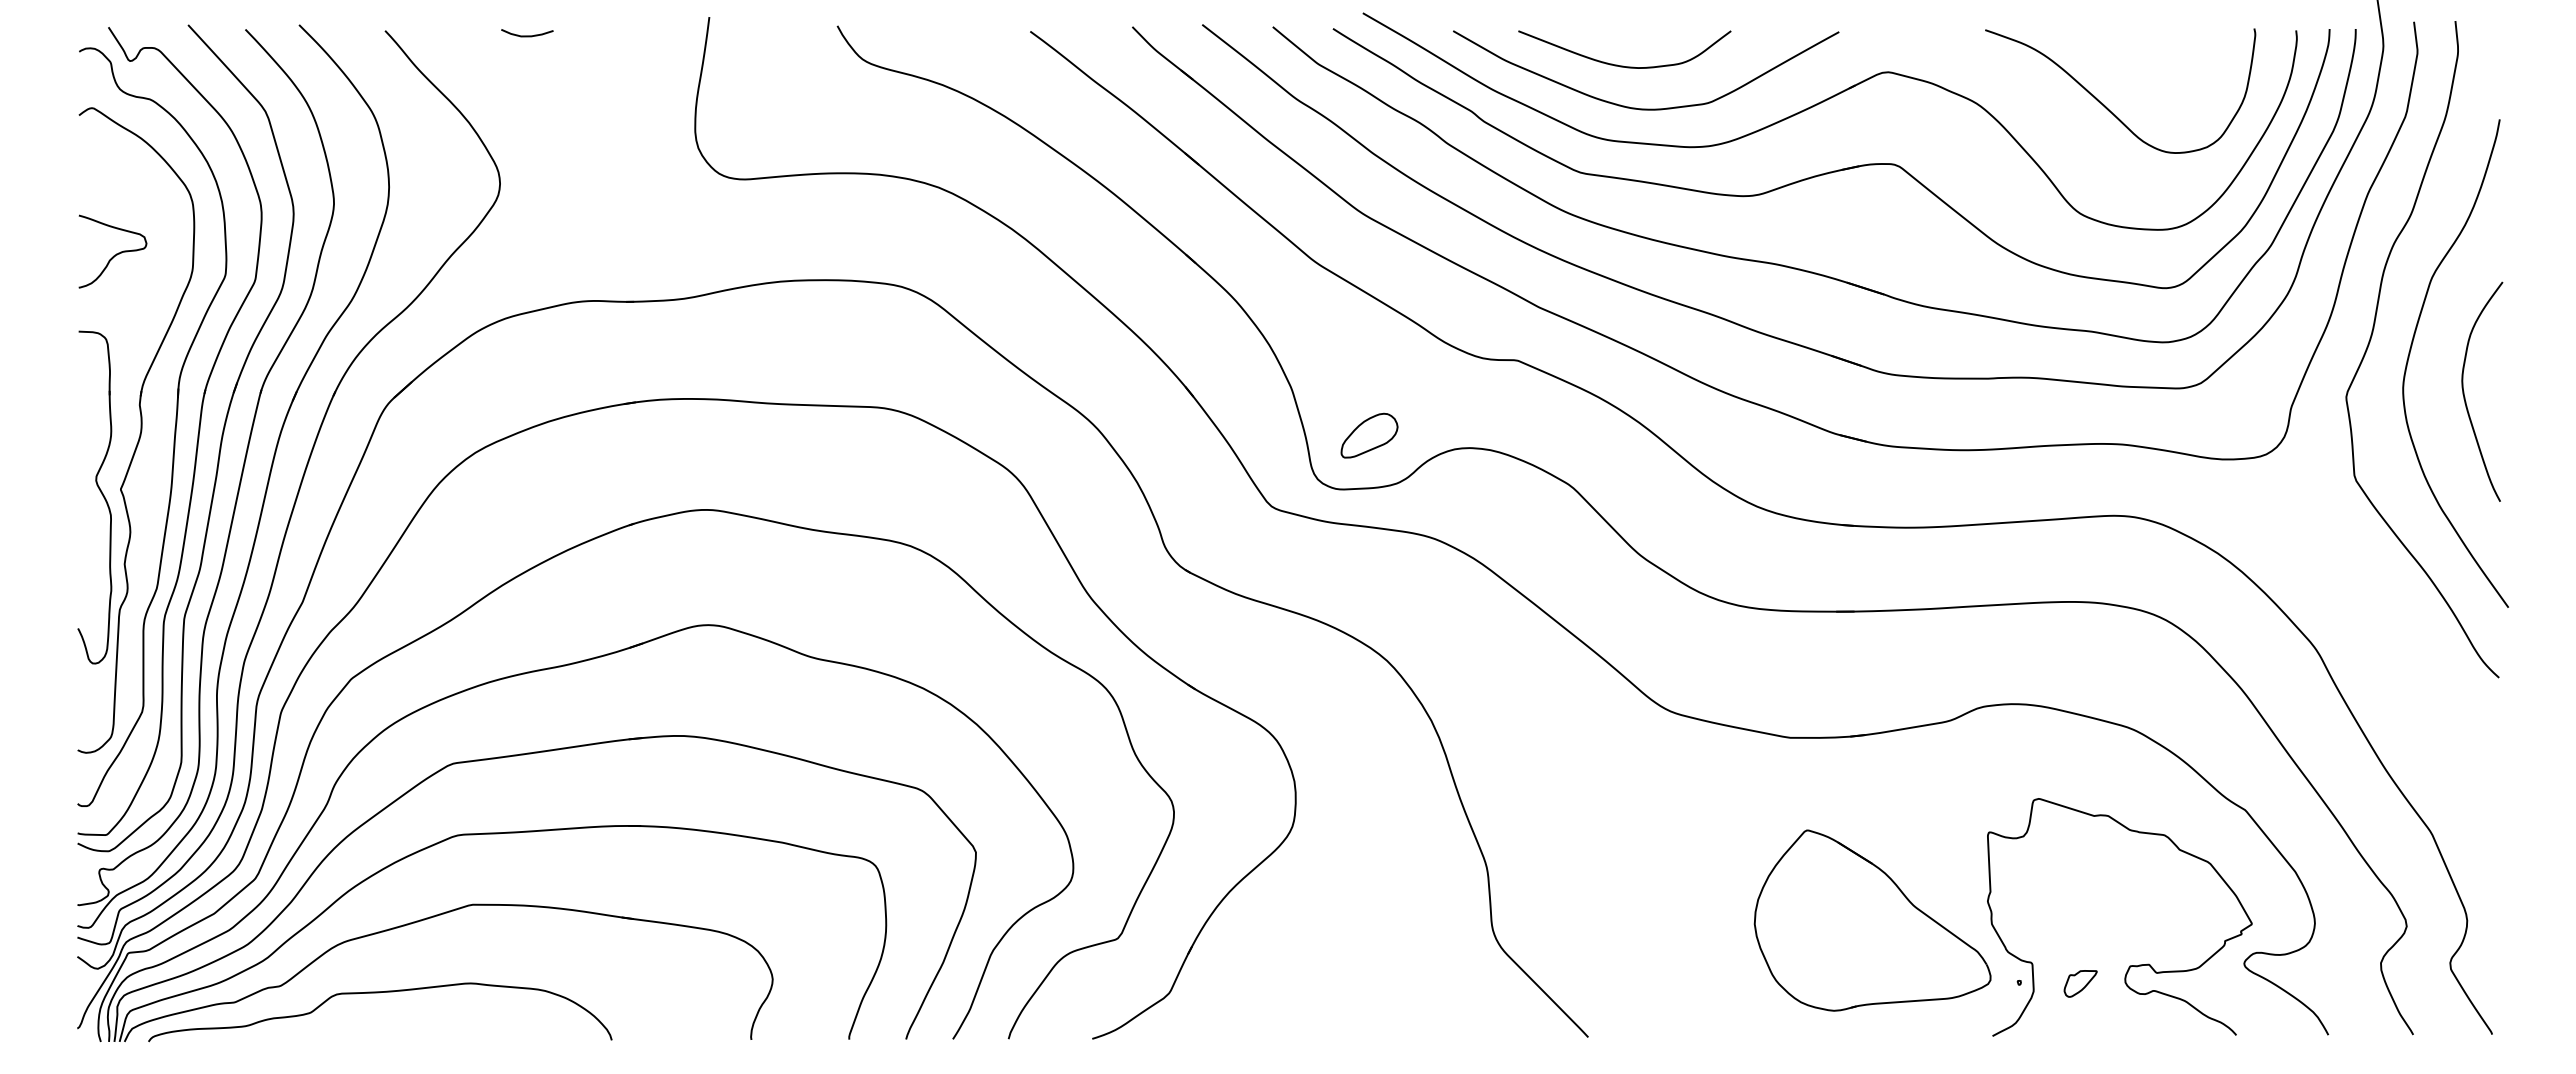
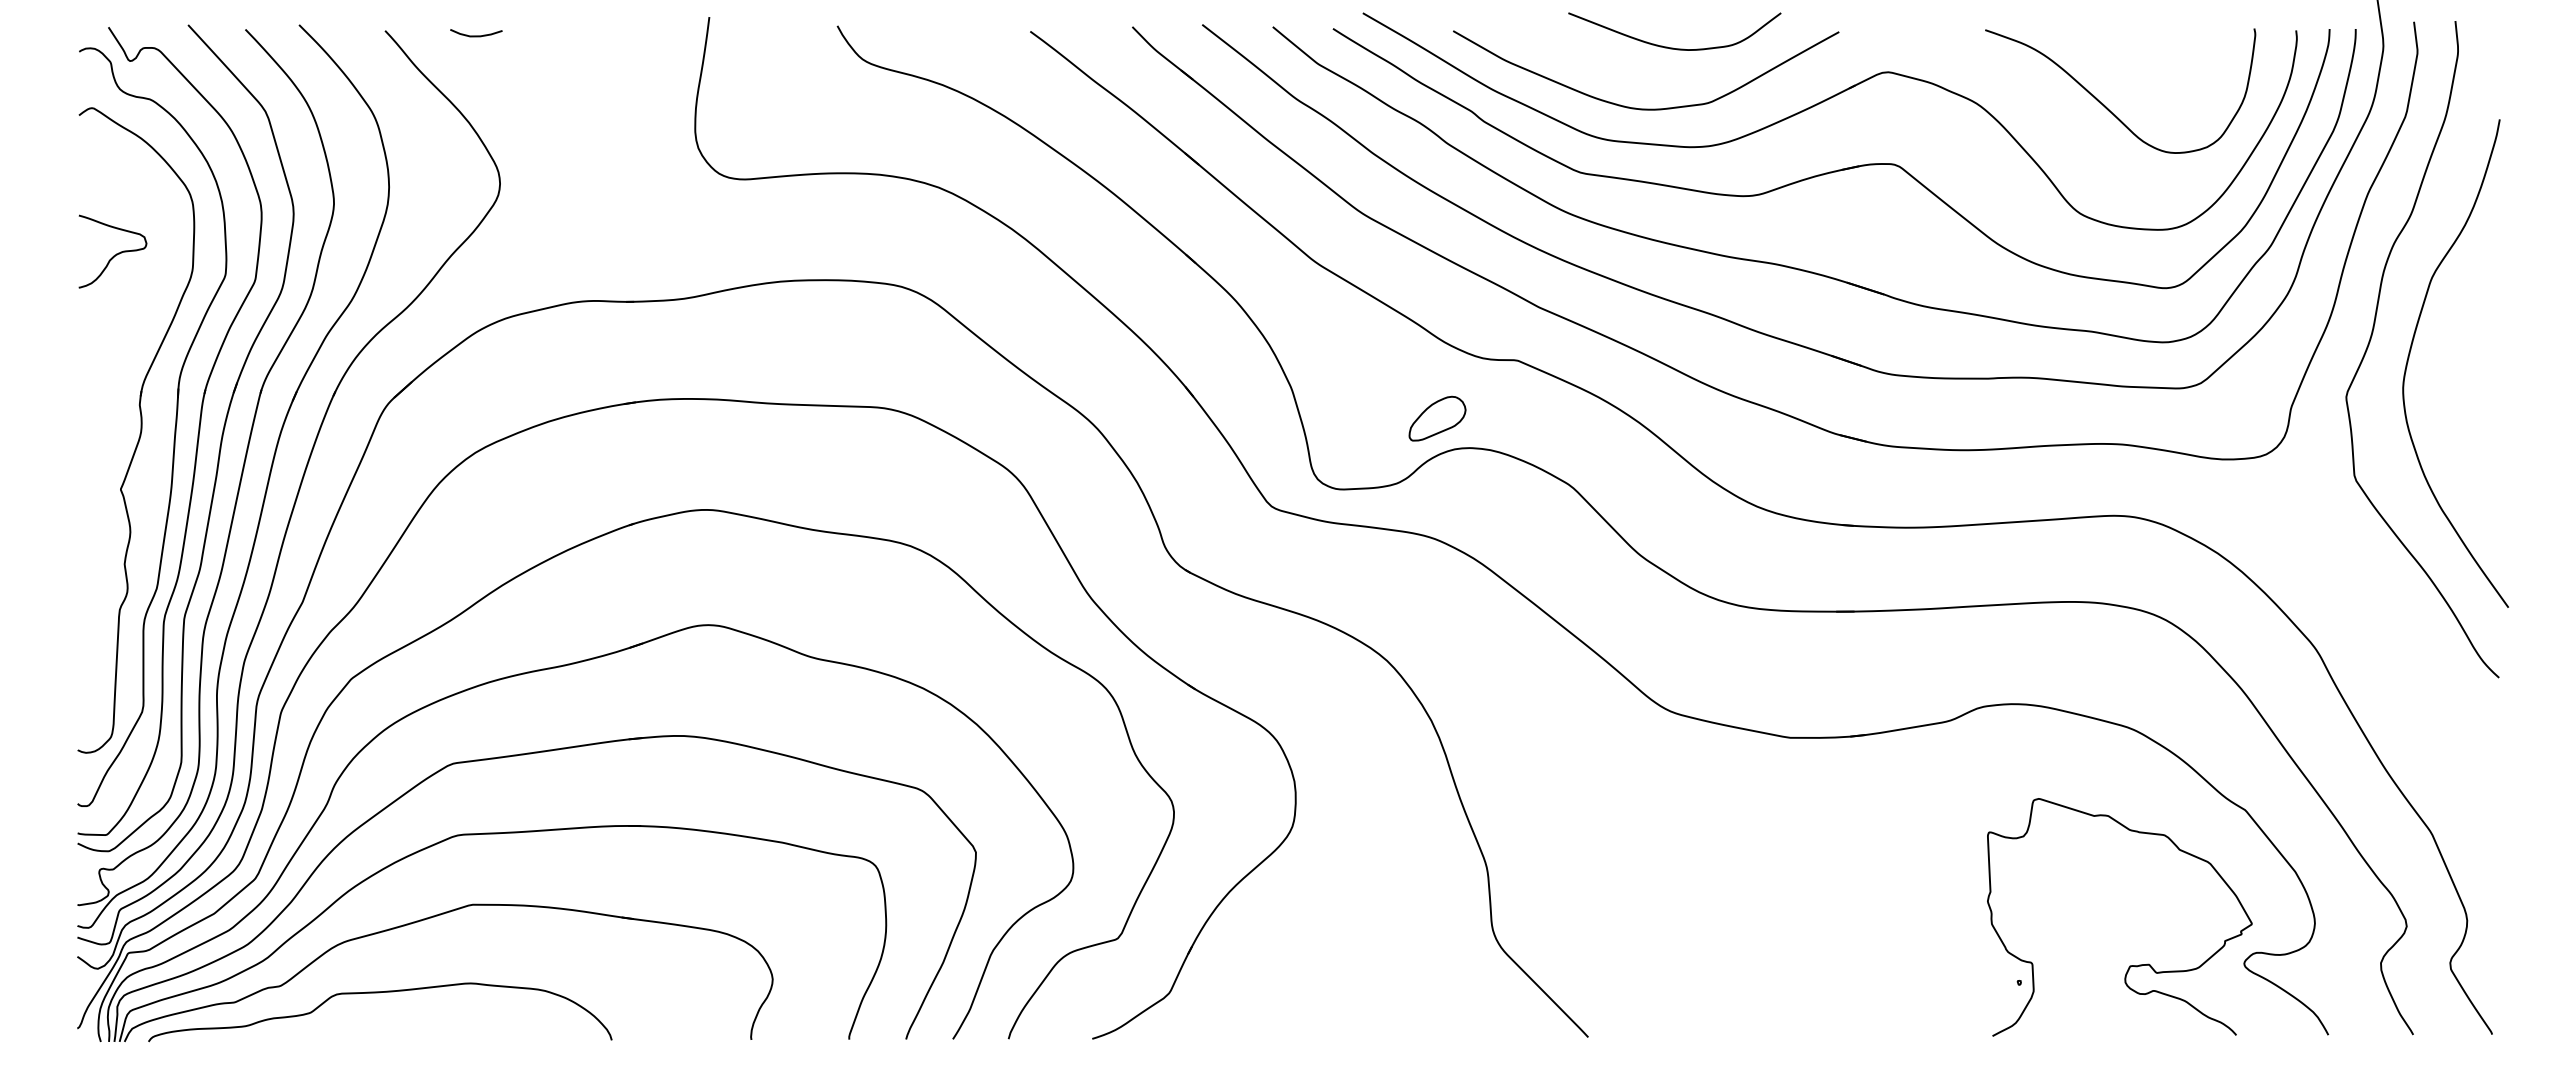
curve position: (527, 35) -> (476, 35) (476, 35)
curve position: (1623, 65) -> (1673, 47) (1673, 47)
curve: present -> none (2464, 391)
part position: (1369, 435) -> (1437, 418) (1437, 418)
part: present -> none (101, 494)
part: present -> none (1872, 920)
part: present -> none (2080, 983)
